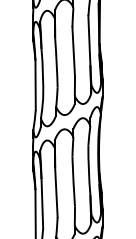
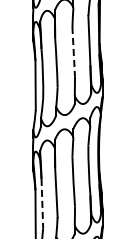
line: solid -> dashed (73, 51)
line: solid -> dashed (42, 203)
